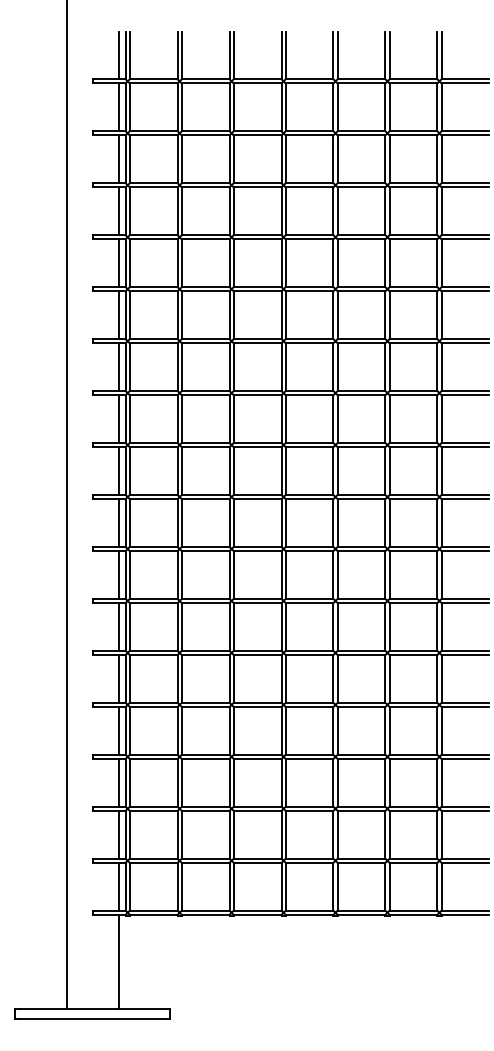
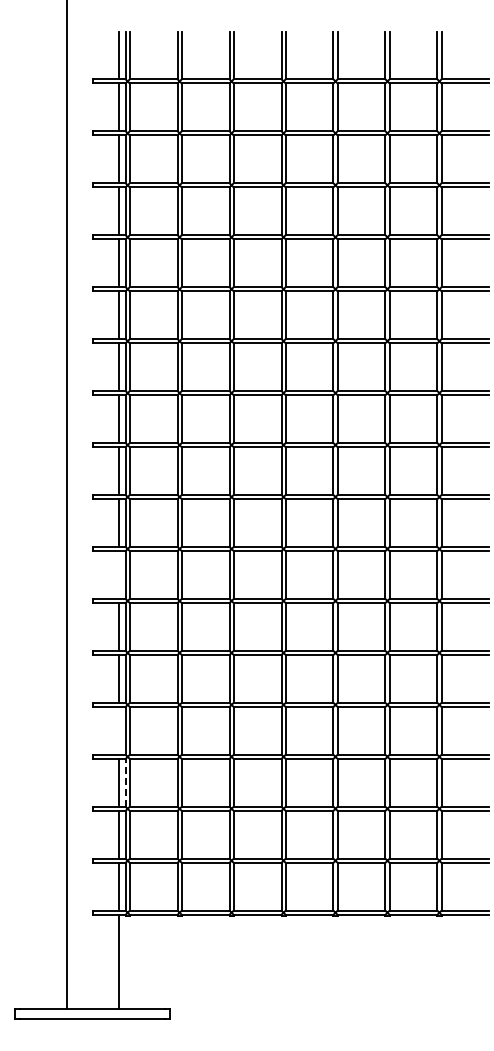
line: present -> none (118, 574)
line: present -> none (118, 730)
line: solid -> dashed (125, 782)
